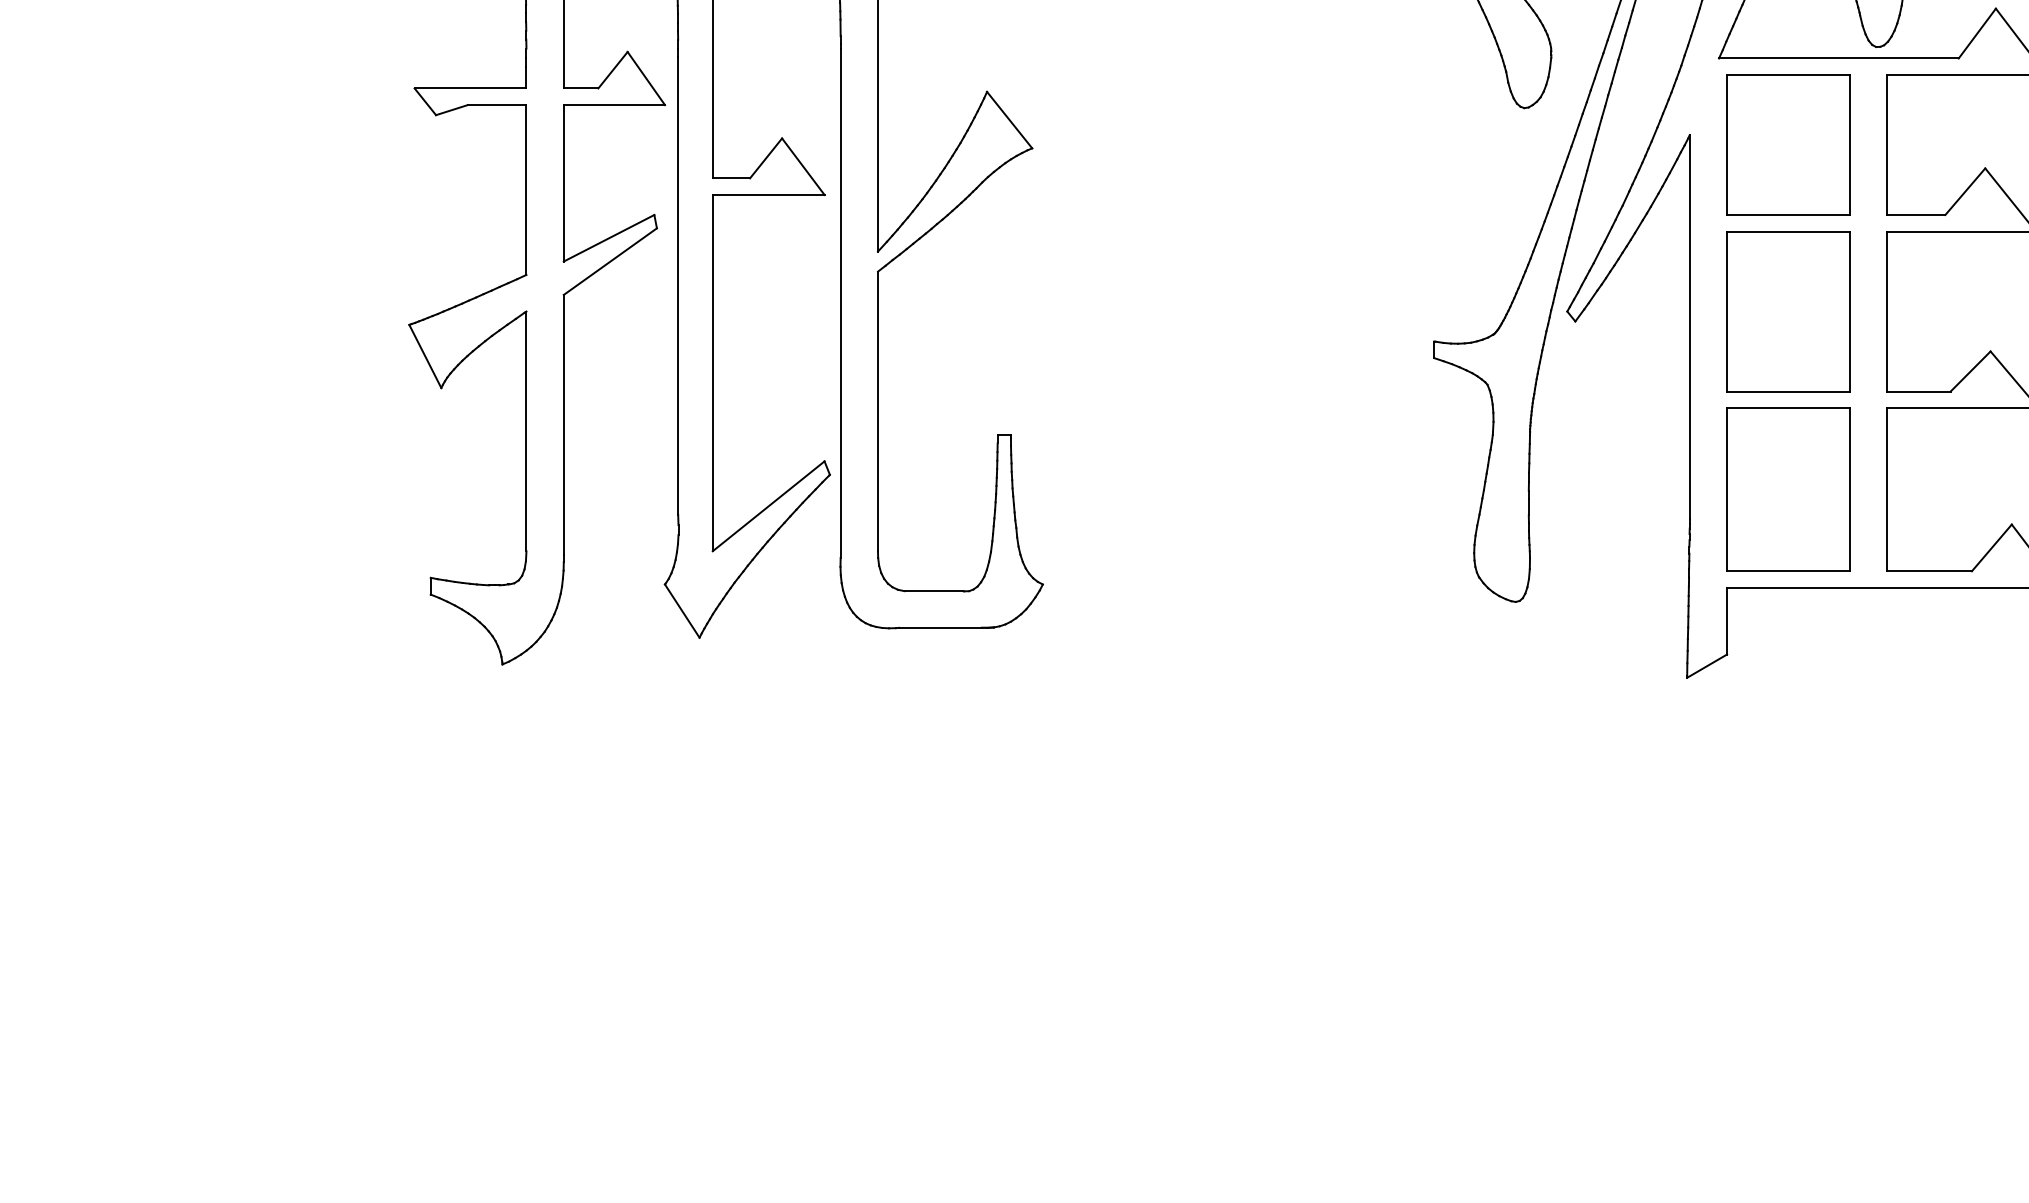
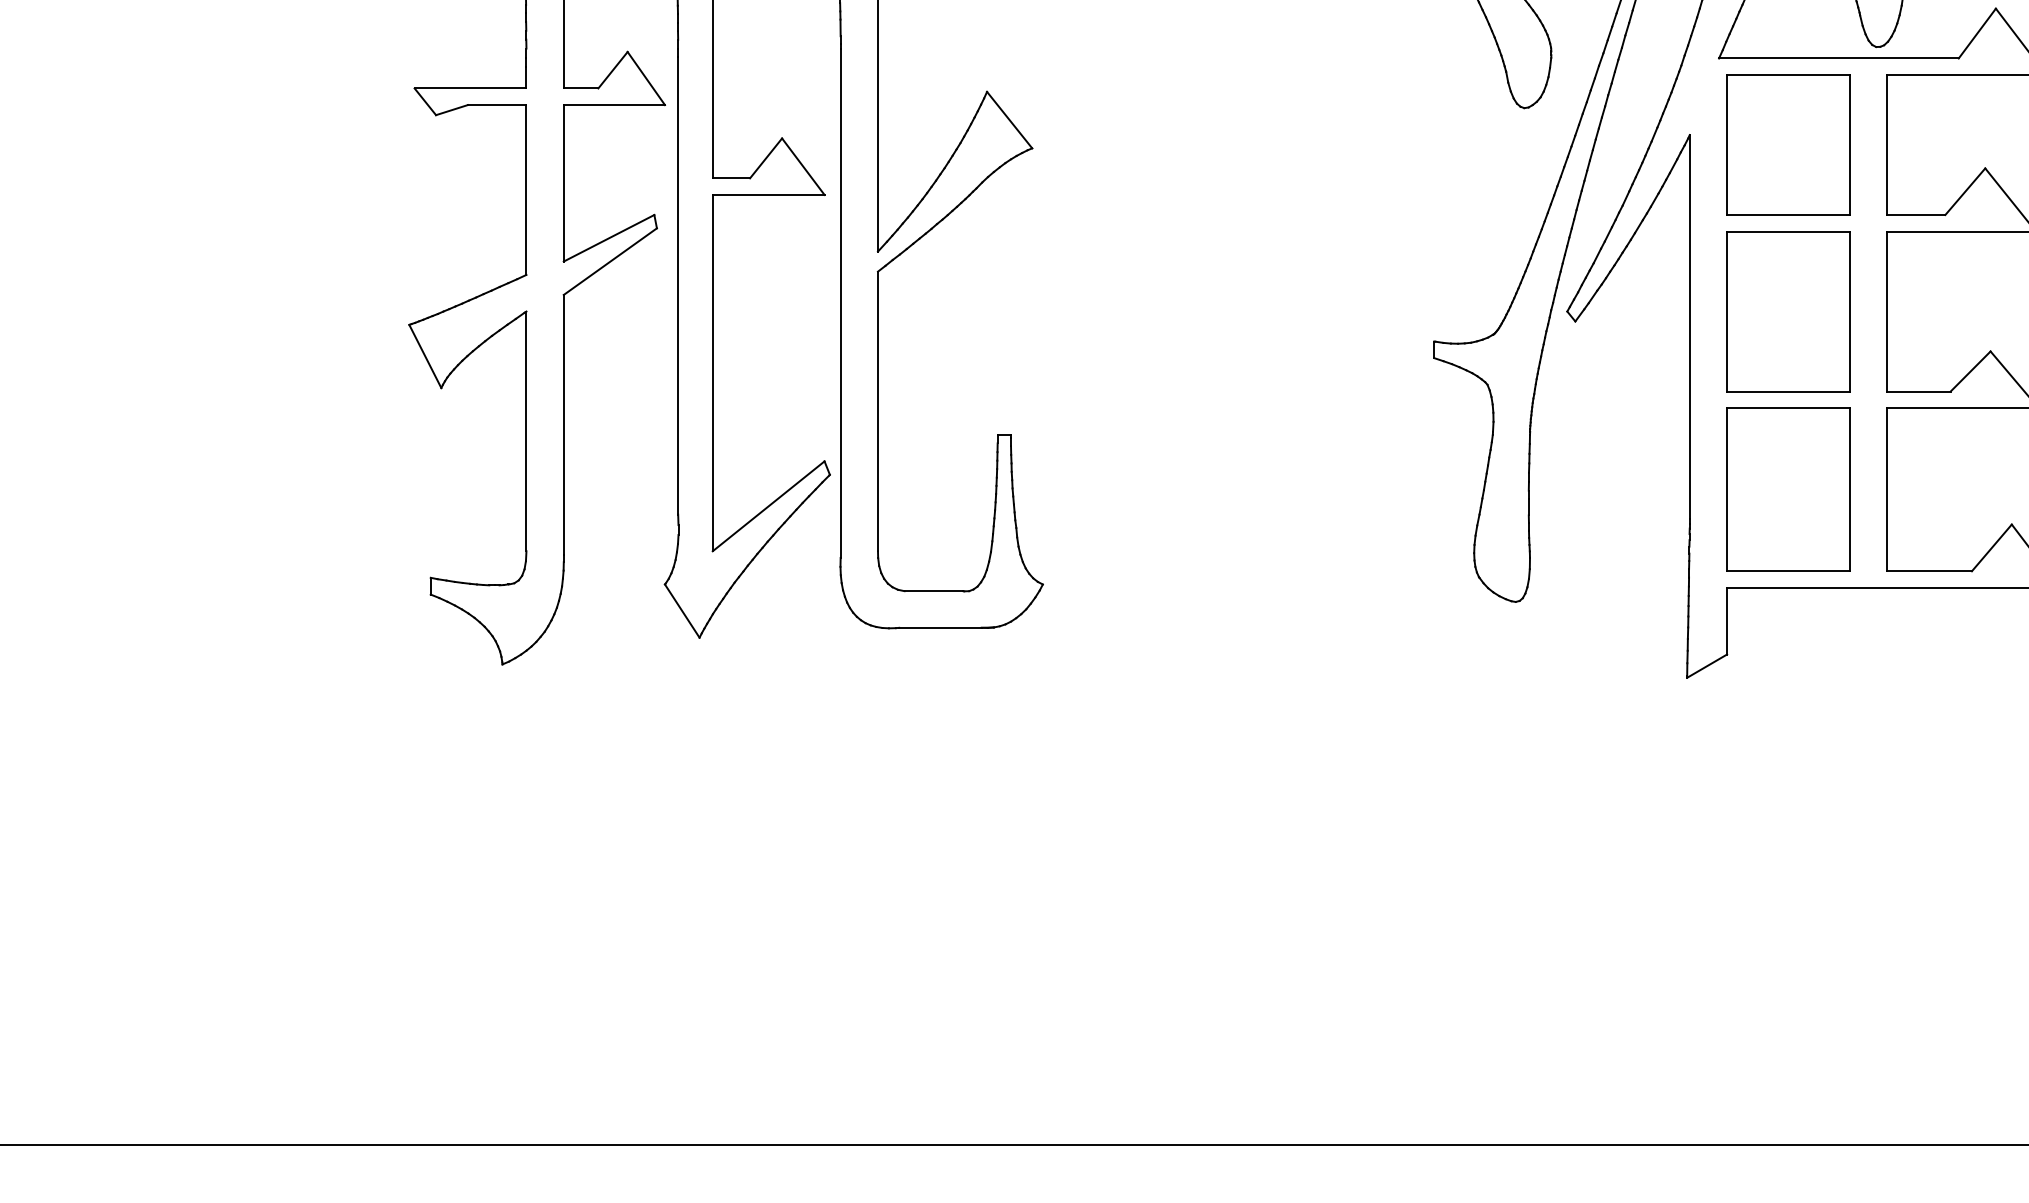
line: none -> present (1013, 1145)
